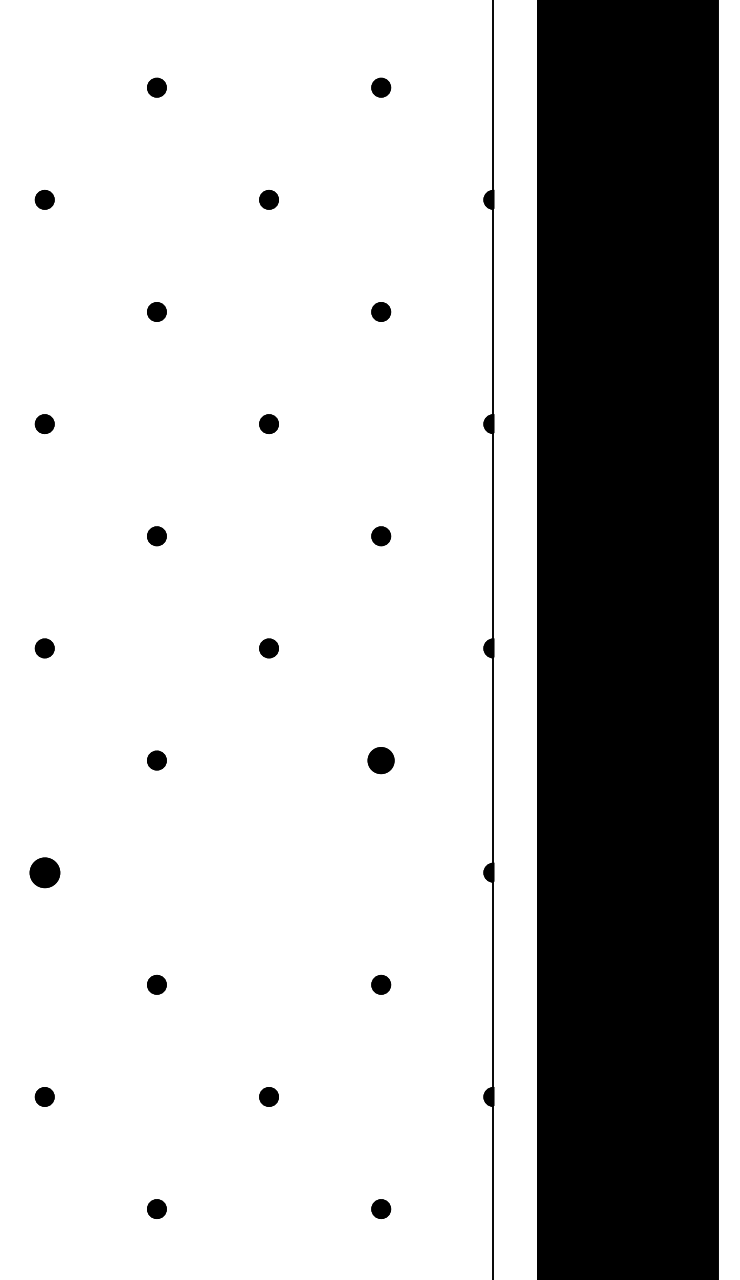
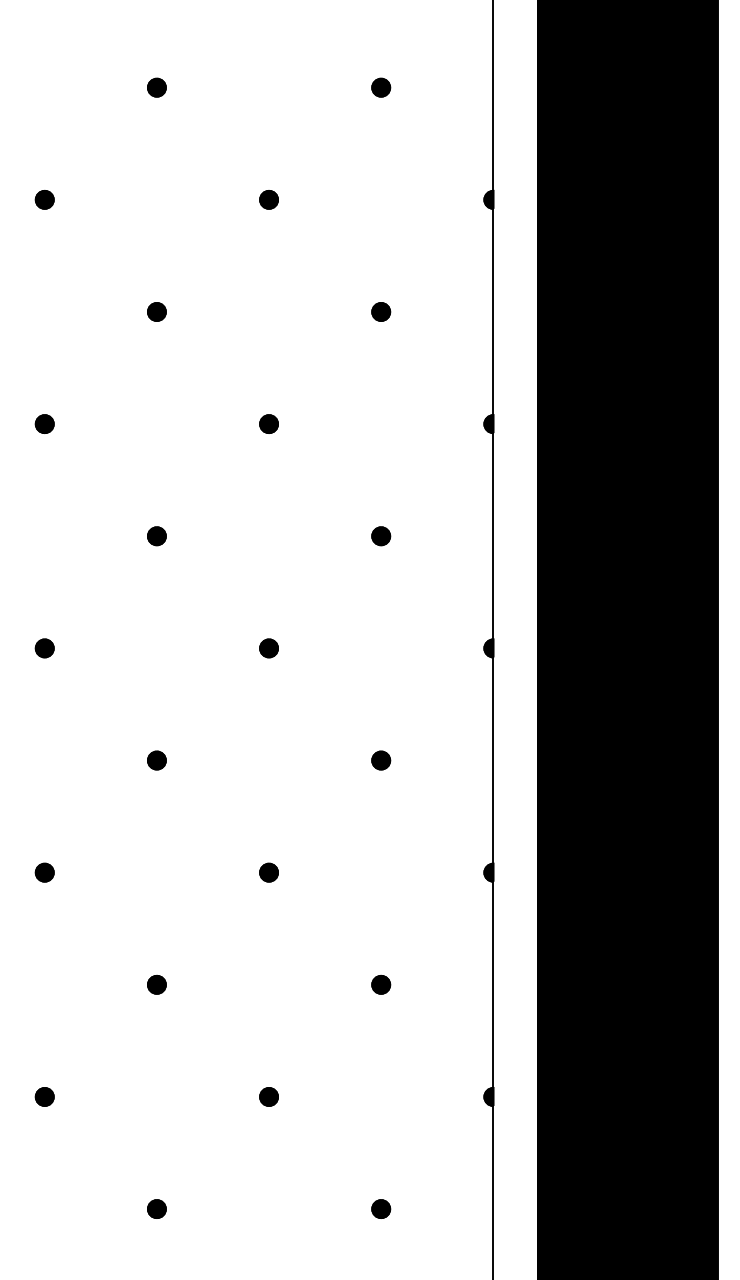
part size: 28x28 px -> 21x21 px (381, 760)
part size: 32x32 px -> 21x21 px (44, 872)
part: none -> present (268, 872)
